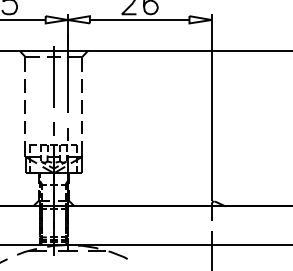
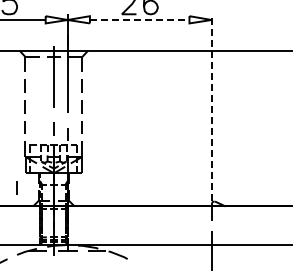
line: solid -> dashed (139, 20)
line: solid -> dashed (211, 107)
line: none -> present (16, 187)
